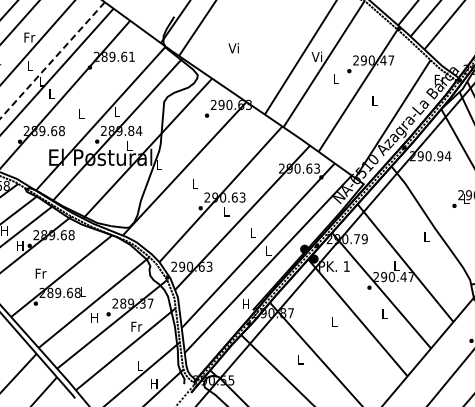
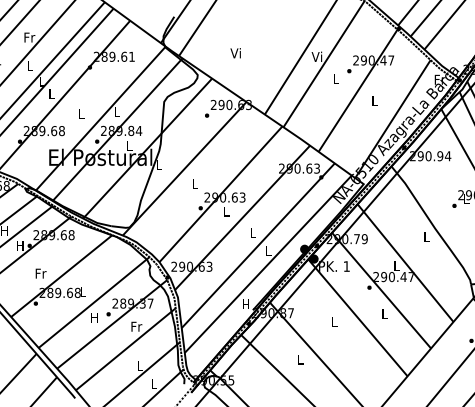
text position: (233, 48) -> (235, 53) (235, 53)
line: dashed -> solid (52, 60)
text: H -> L (154, 383)
